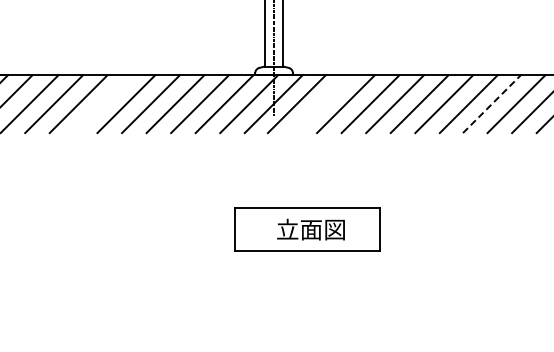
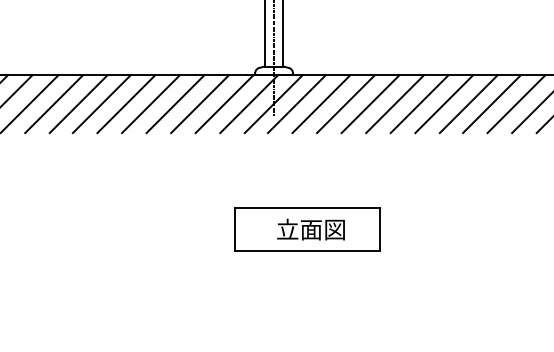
line: none -> present (101, 104)
line: none -> present (321, 104)
line: dashed -> solid (491, 104)
